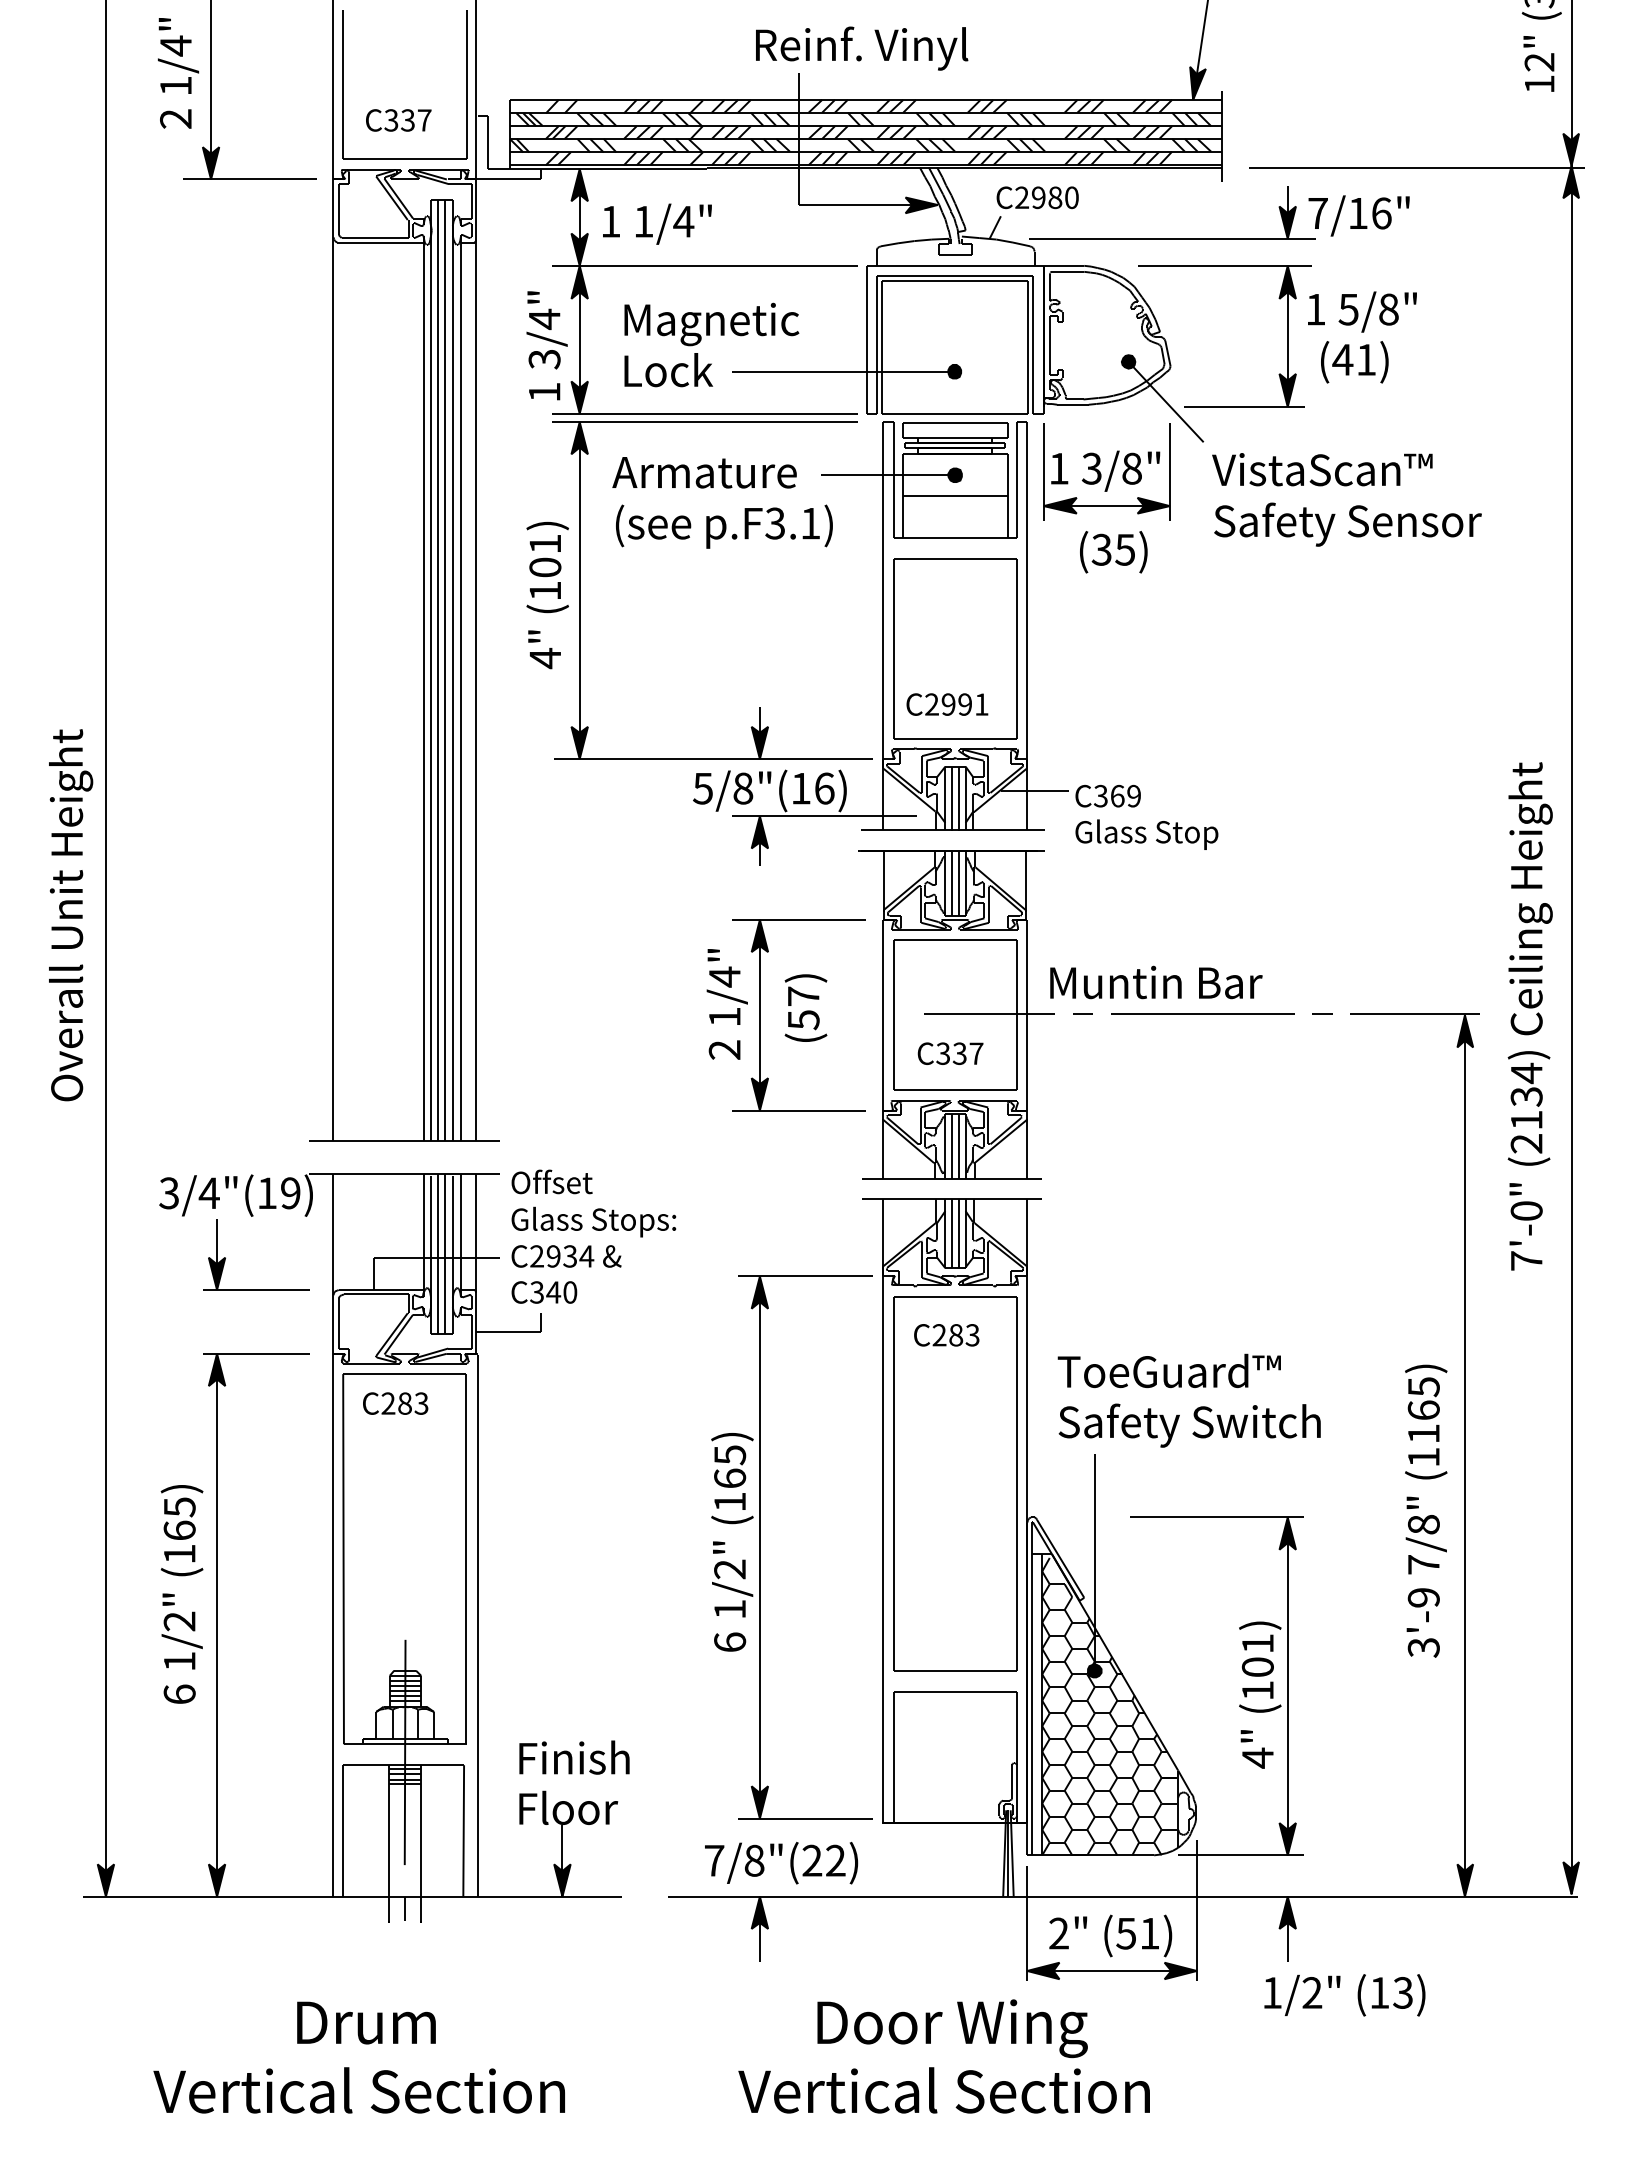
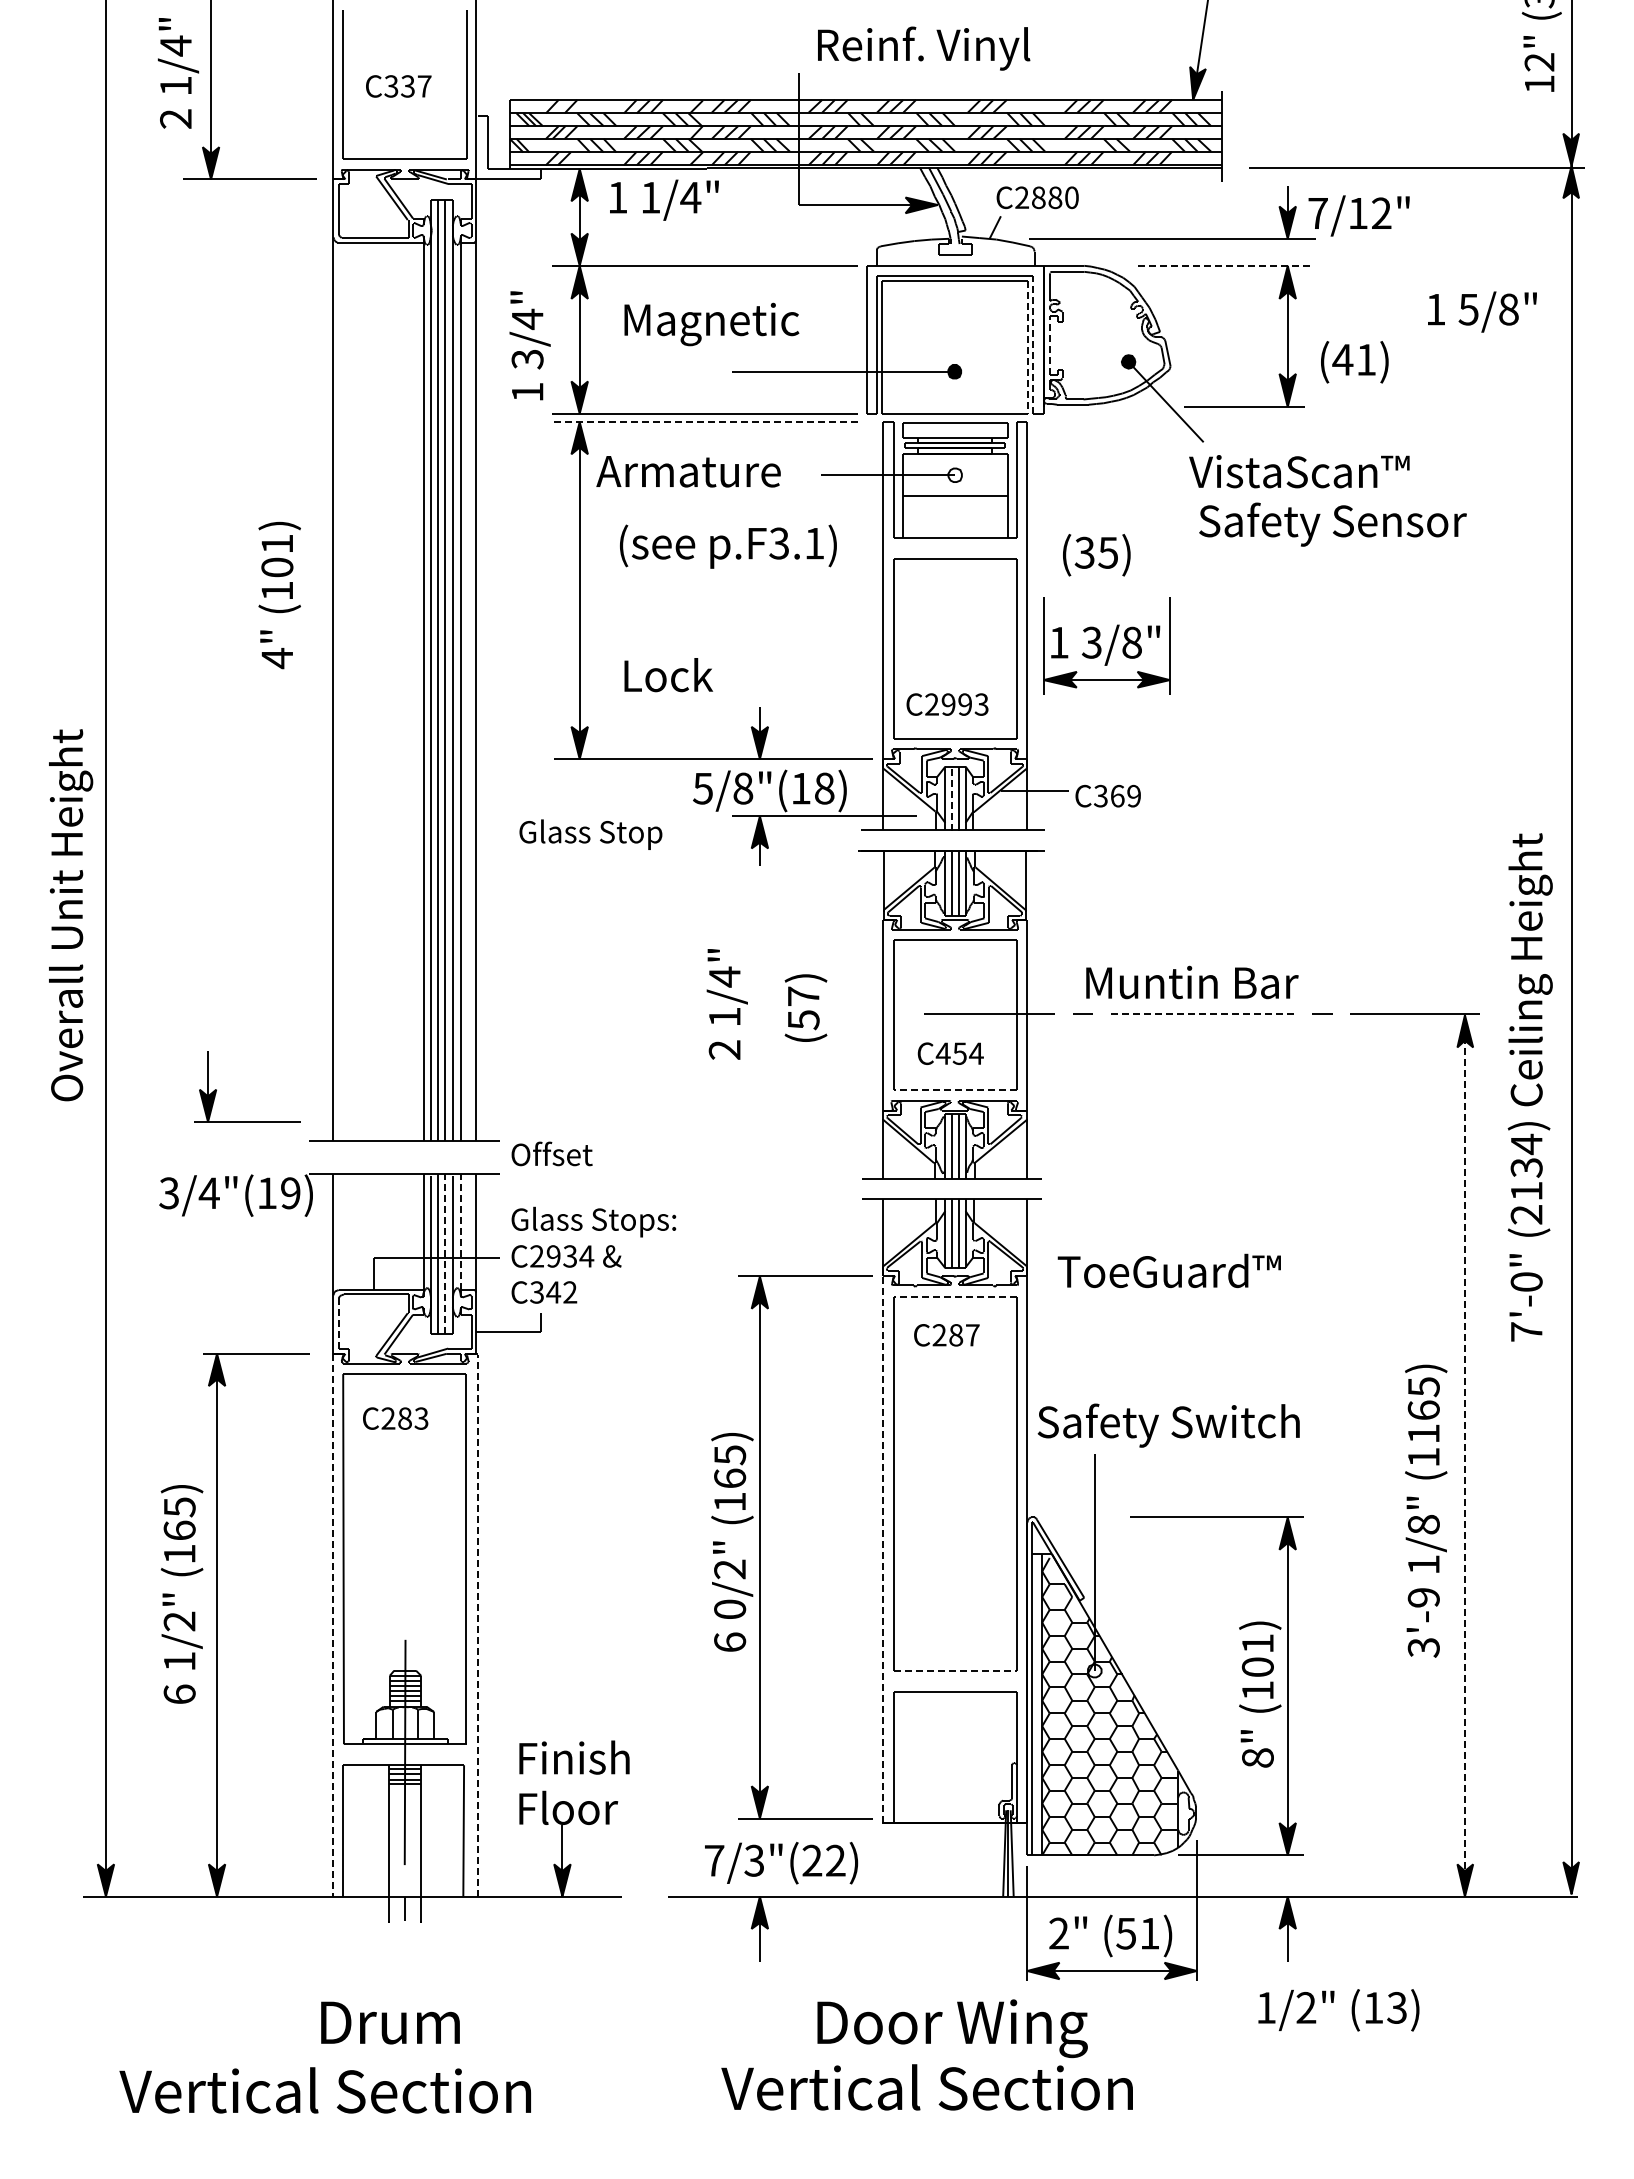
text position: (862, 48) -> (924, 48) (924, 48)
text position: (398, 120) -> (398, 86) (398, 86)
text: C2980 -> C2880 (1038, 197)
text: 7/16" -> 7/12" (1381, 213)
text position: (657, 223) -> (664, 199) (664, 199)
line: solid -> dashed (1225, 265)
text position: (1362, 311) -> (1482, 311) (1482, 311)
line: solid -> dashed (1033, 344)
text position: (546, 345) -> (529, 345) (529, 345)
line: solid -> dashed (1049, 345)
line: solid -> dashed (1027, 347)
text position: (668, 370) -> (668, 675) (668, 675)
line: solid -> dashed (704, 422)
text position: (1322, 469) -> (1299, 471) (1299, 471)
part position: (1106, 471) -> (1106, 645) (1106, 645)
text position: (704, 472) -> (688, 471) (688, 471)
fill: present -> none (954, 475)
text position: (1347, 524) -> (1332, 524) (1332, 524)
text position: (724, 526) -> (728, 546) (728, 546)
text position: (1113, 552) -> (1096, 555) (1096, 555)
text position: (547, 595) -> (279, 595) (279, 595)
text: C2991 -> C2993 (981, 704)
text: 5/8"(16) -> 5/8"(18) (824, 788)
line: solid -> dashed (952, 798)
text position: (1146, 834) -> (590, 834) (590, 834)
text position: (1156, 982) -> (1192, 982) (1192, 982)
line: solid -> dashed (1202, 1013)
part: present -> none (760, 1015)
text position: (1529, 1016) -> (1529, 1087) (1529, 1087)
text: C337 -> C454 (959, 1053)
line: solid -> dashed (955, 1090)
text position: (551, 1181) -> (551, 1153) (551, 1153)
line: solid -> dashed (461, 1232)
line: solid -> dashed (445, 1253)
part position: (225, 1257) -> (216, 1089) (216, 1089)
text: C340 -> C342 (570, 1292)
line: solid -> dashed (955, 1297)
line: solid -> dashed (338, 1323)
text: C283 -> C287 (972, 1335)
text position: (1168, 1370) -> (1168, 1270) (1168, 1270)
text position: (395, 1403) -> (395, 1418) (395, 1418)
text position: (1189, 1425) -> (1168, 1425) (1168, 1425)
line: solid -> dashed (1464, 1455)
line: solid -> dashed (883, 1549)
text: 7/8" -> 1/8" (1423, 1564)
text: 1/2" -> 0/2" (730, 1608)
line: solid -> dashed (332, 1625)
line: solid -> dashed (477, 1625)
line: solid -> dashed (955, 1670)
fill: present -> none (1094, 1670)
text: 4" -> 8" (1257, 1757)
text: 7/8"(22) -> 7/3"(22) (754, 1860)
text position: (1344, 1995) -> (1338, 2010) (1338, 2010)
text position: (366, 2022) -> (390, 2022) (390, 2022)
text position: (358, 2090) -> (324, 2090) (324, 2090)
text position: (943, 2090) -> (926, 2087) (926, 2087)
